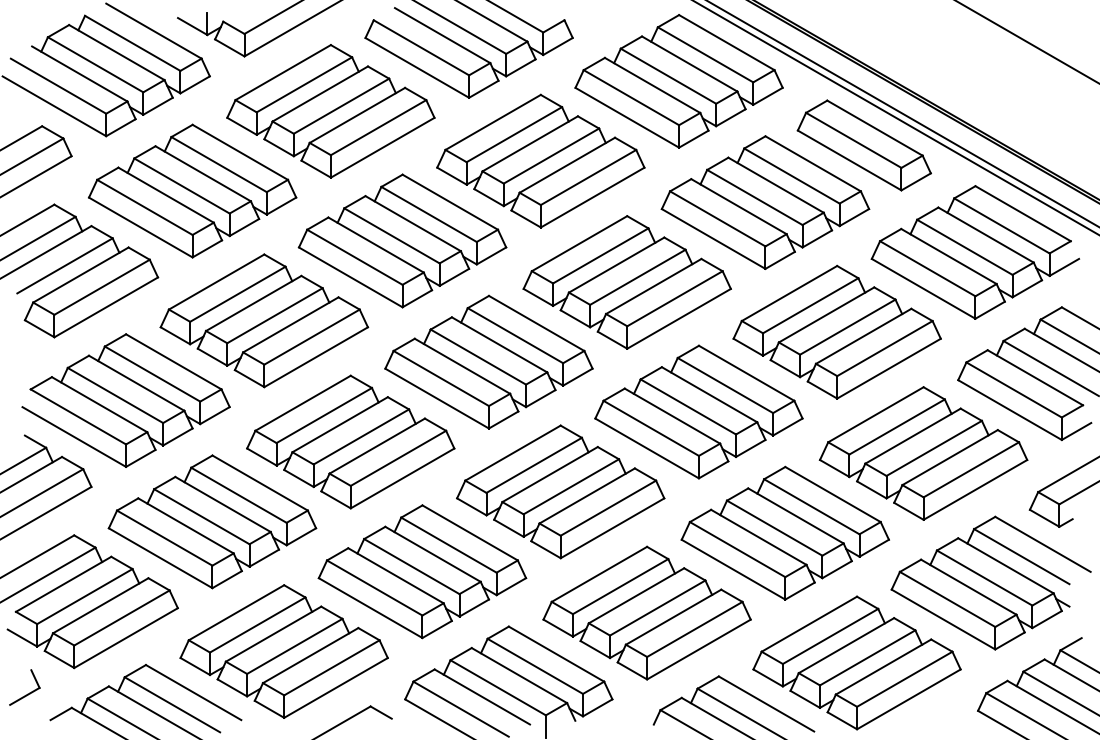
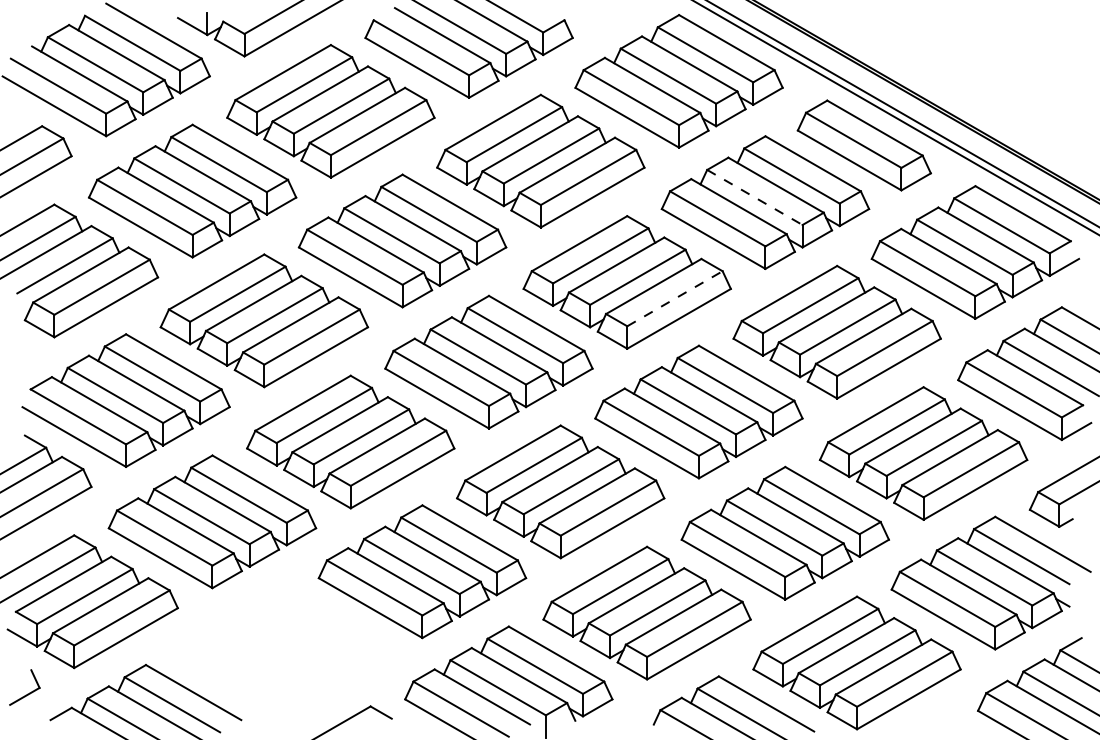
line: present -> none (1027, 41)
line: solid -> dashed (755, 197)
line: solid -> dashed (675, 298)
part: present -> none (283, 651)
